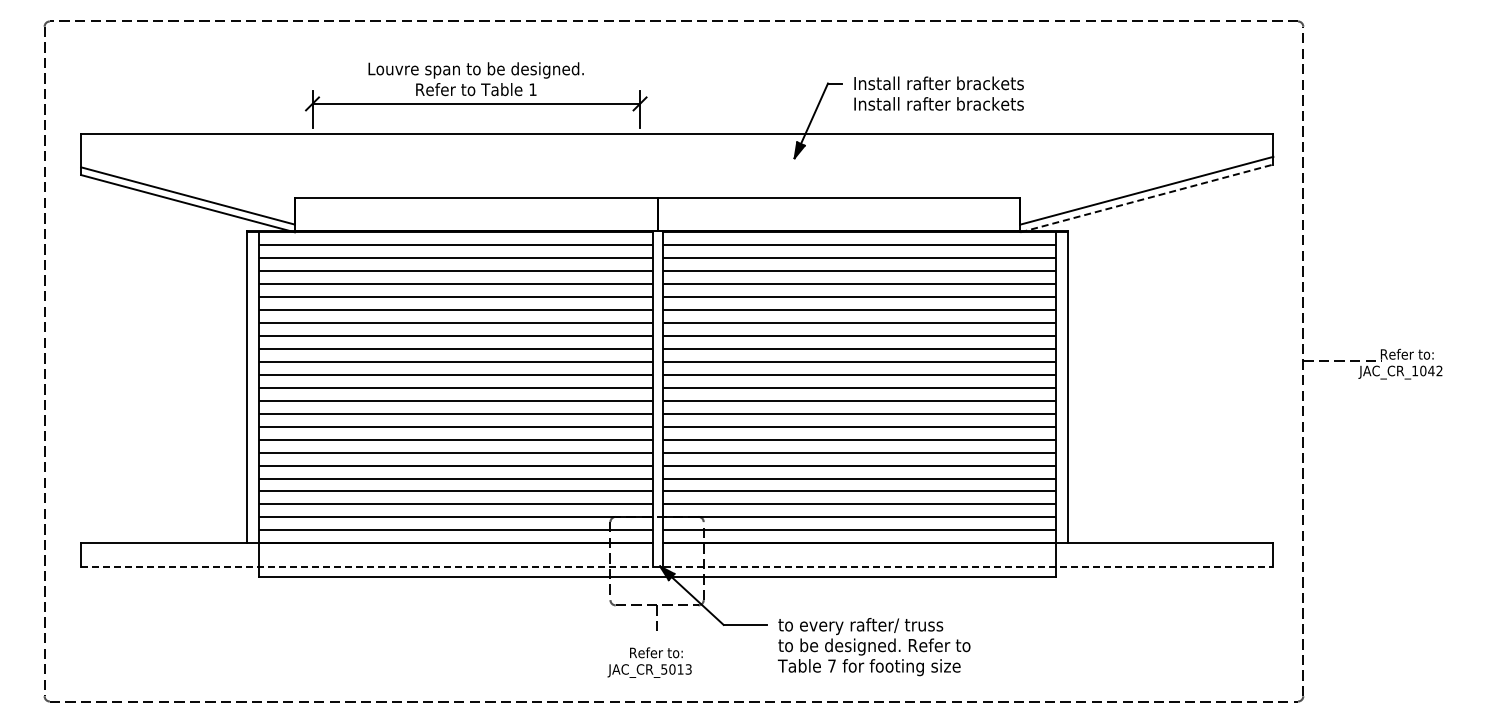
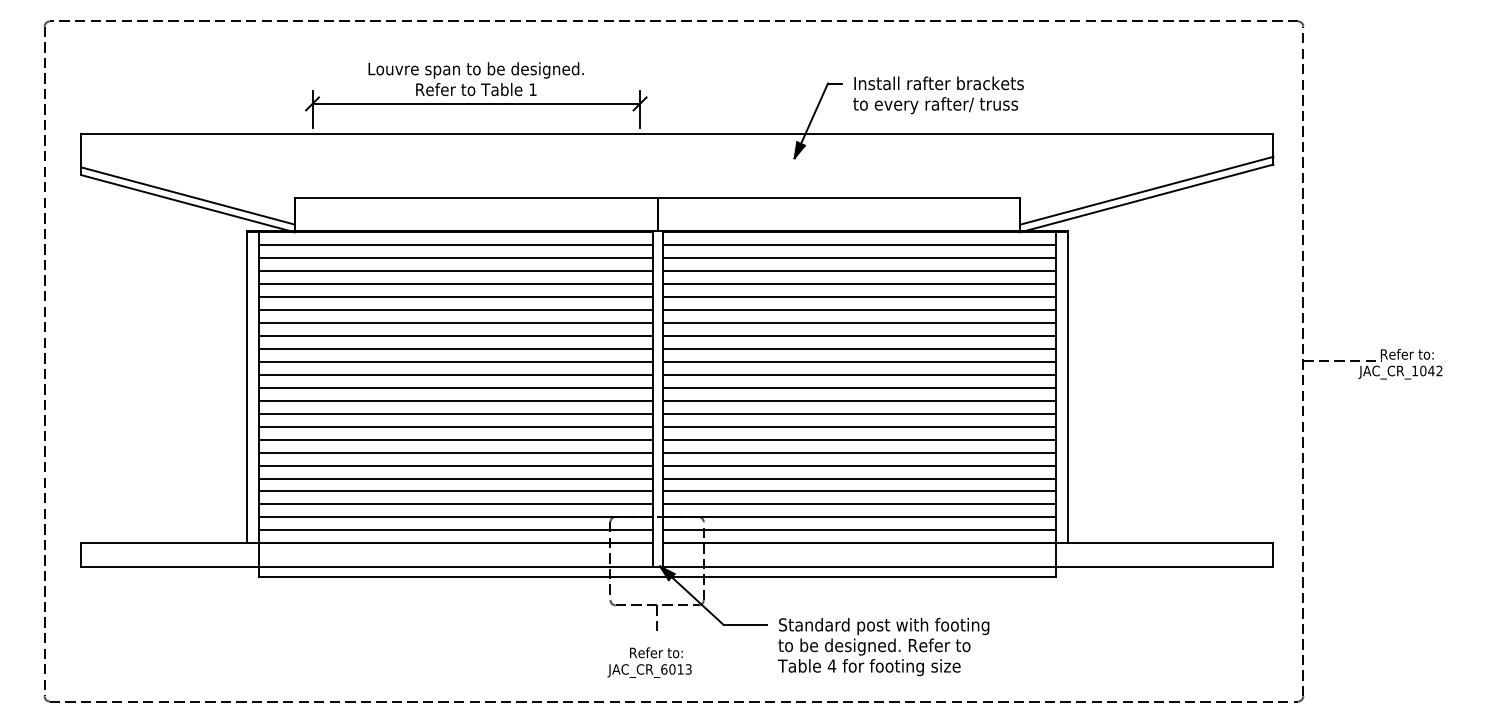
text: Install rafter brackets -> to every rafter/ truss (938, 105)
line: dashed -> solid (1146, 198)
line: dashed -> solid (677, 567)
text: to every rafter/ truss -> Standard post with footing (883, 626)
text: 7 -> 4 (831, 665)
text: JAC_CR_5013 -> JAC_CR_6013 (664, 669)
